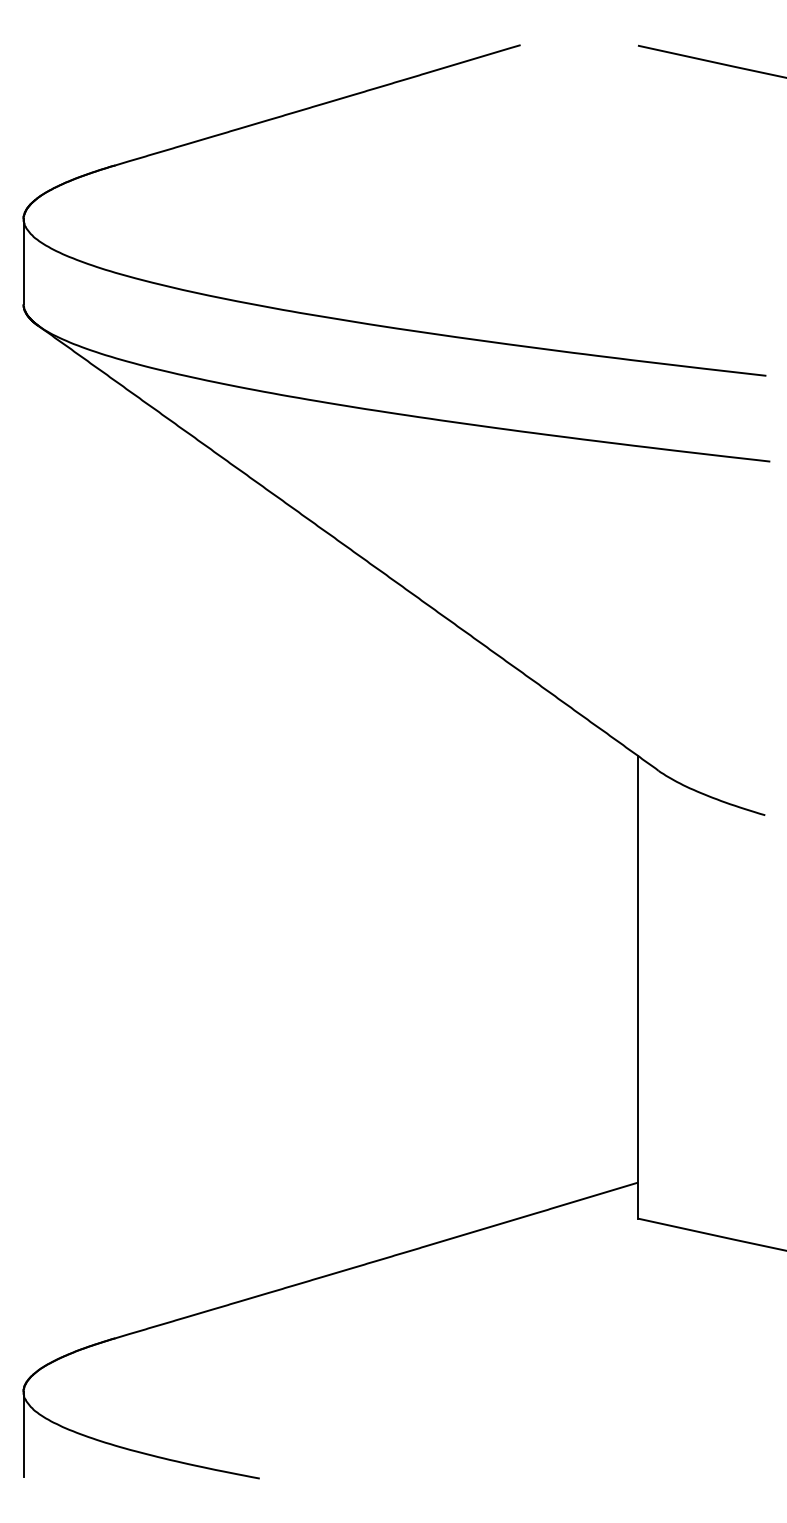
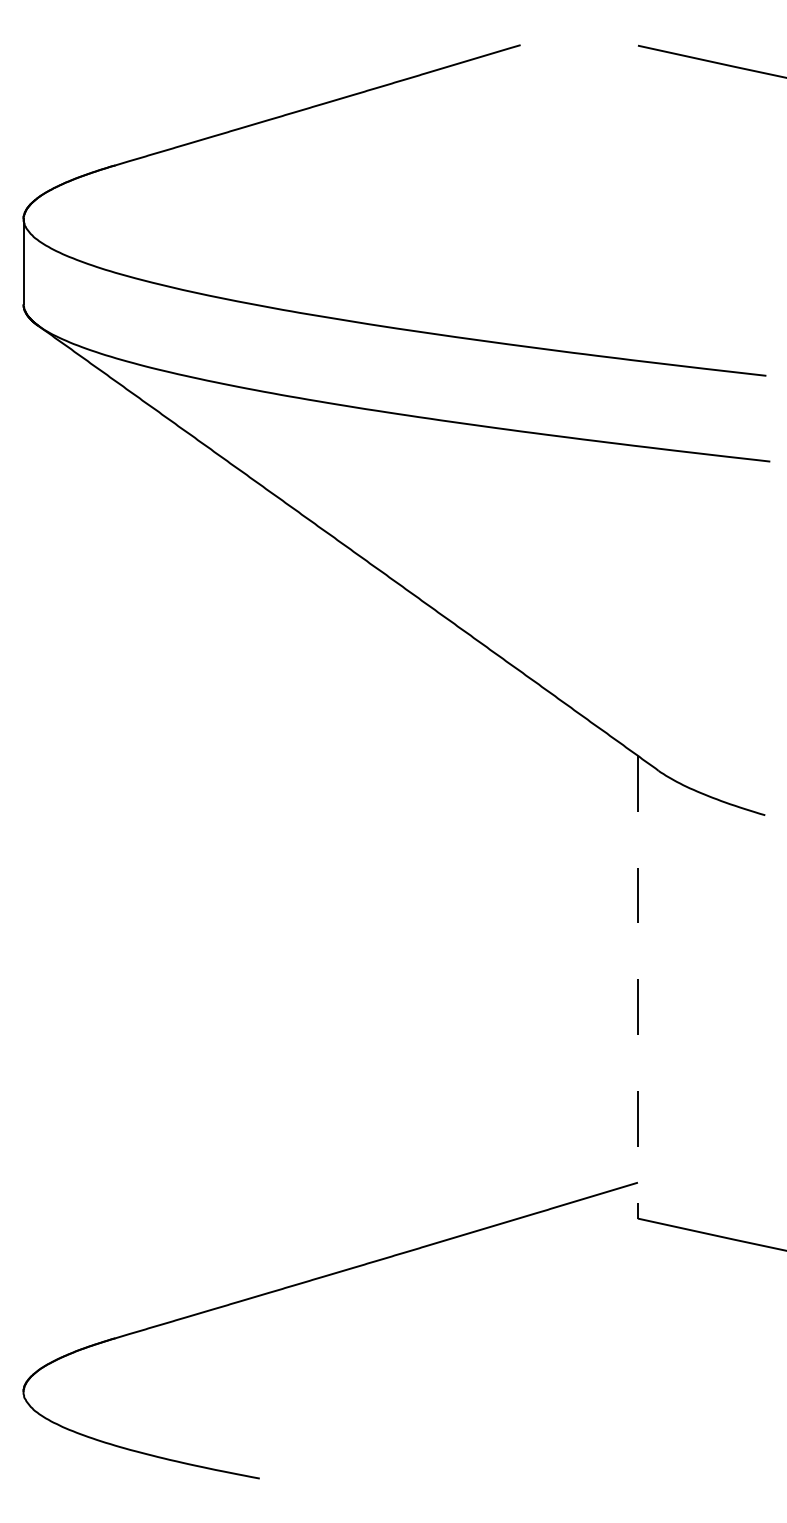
line: solid -> dashed (637, 987)
line: present -> none (23, 1434)
